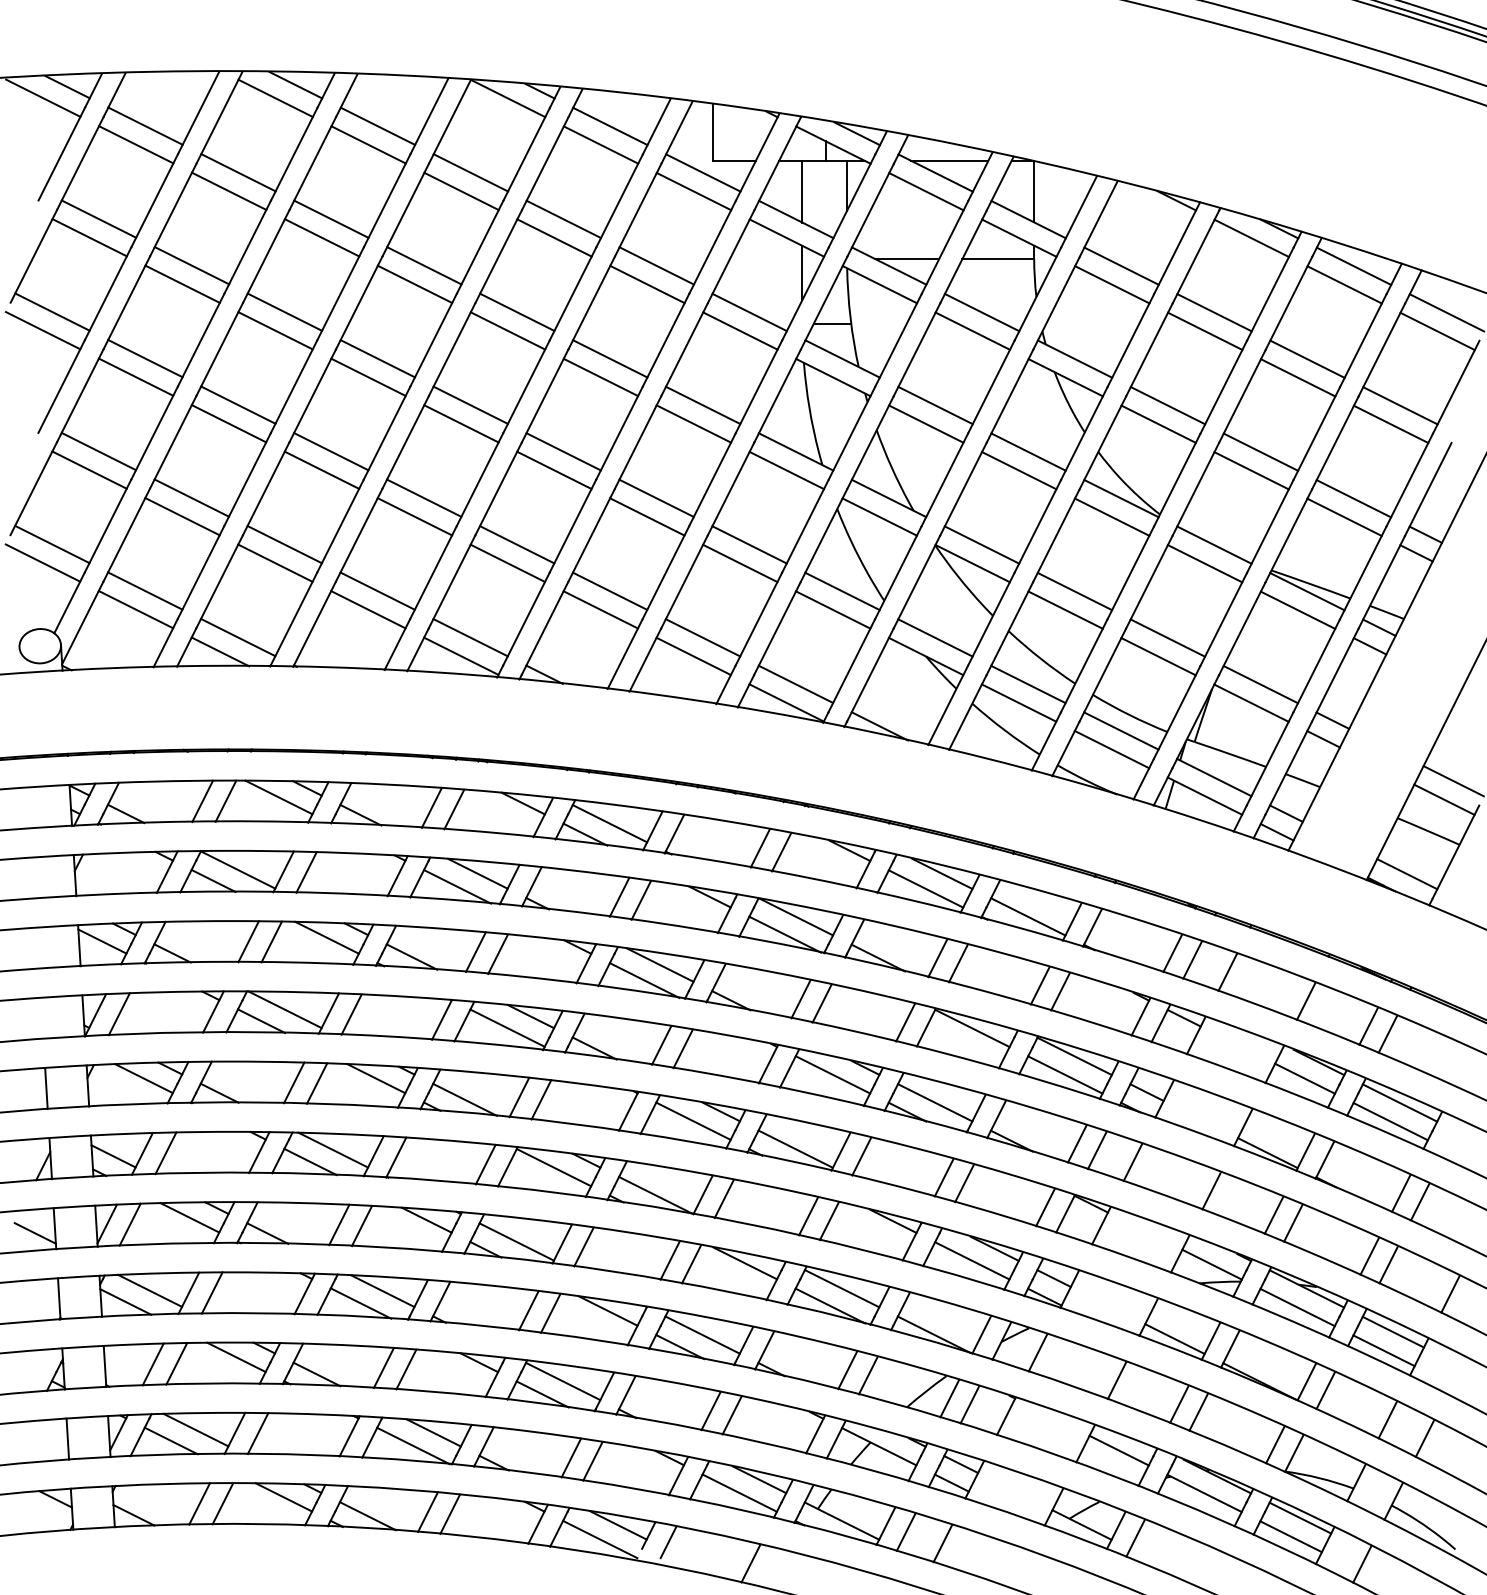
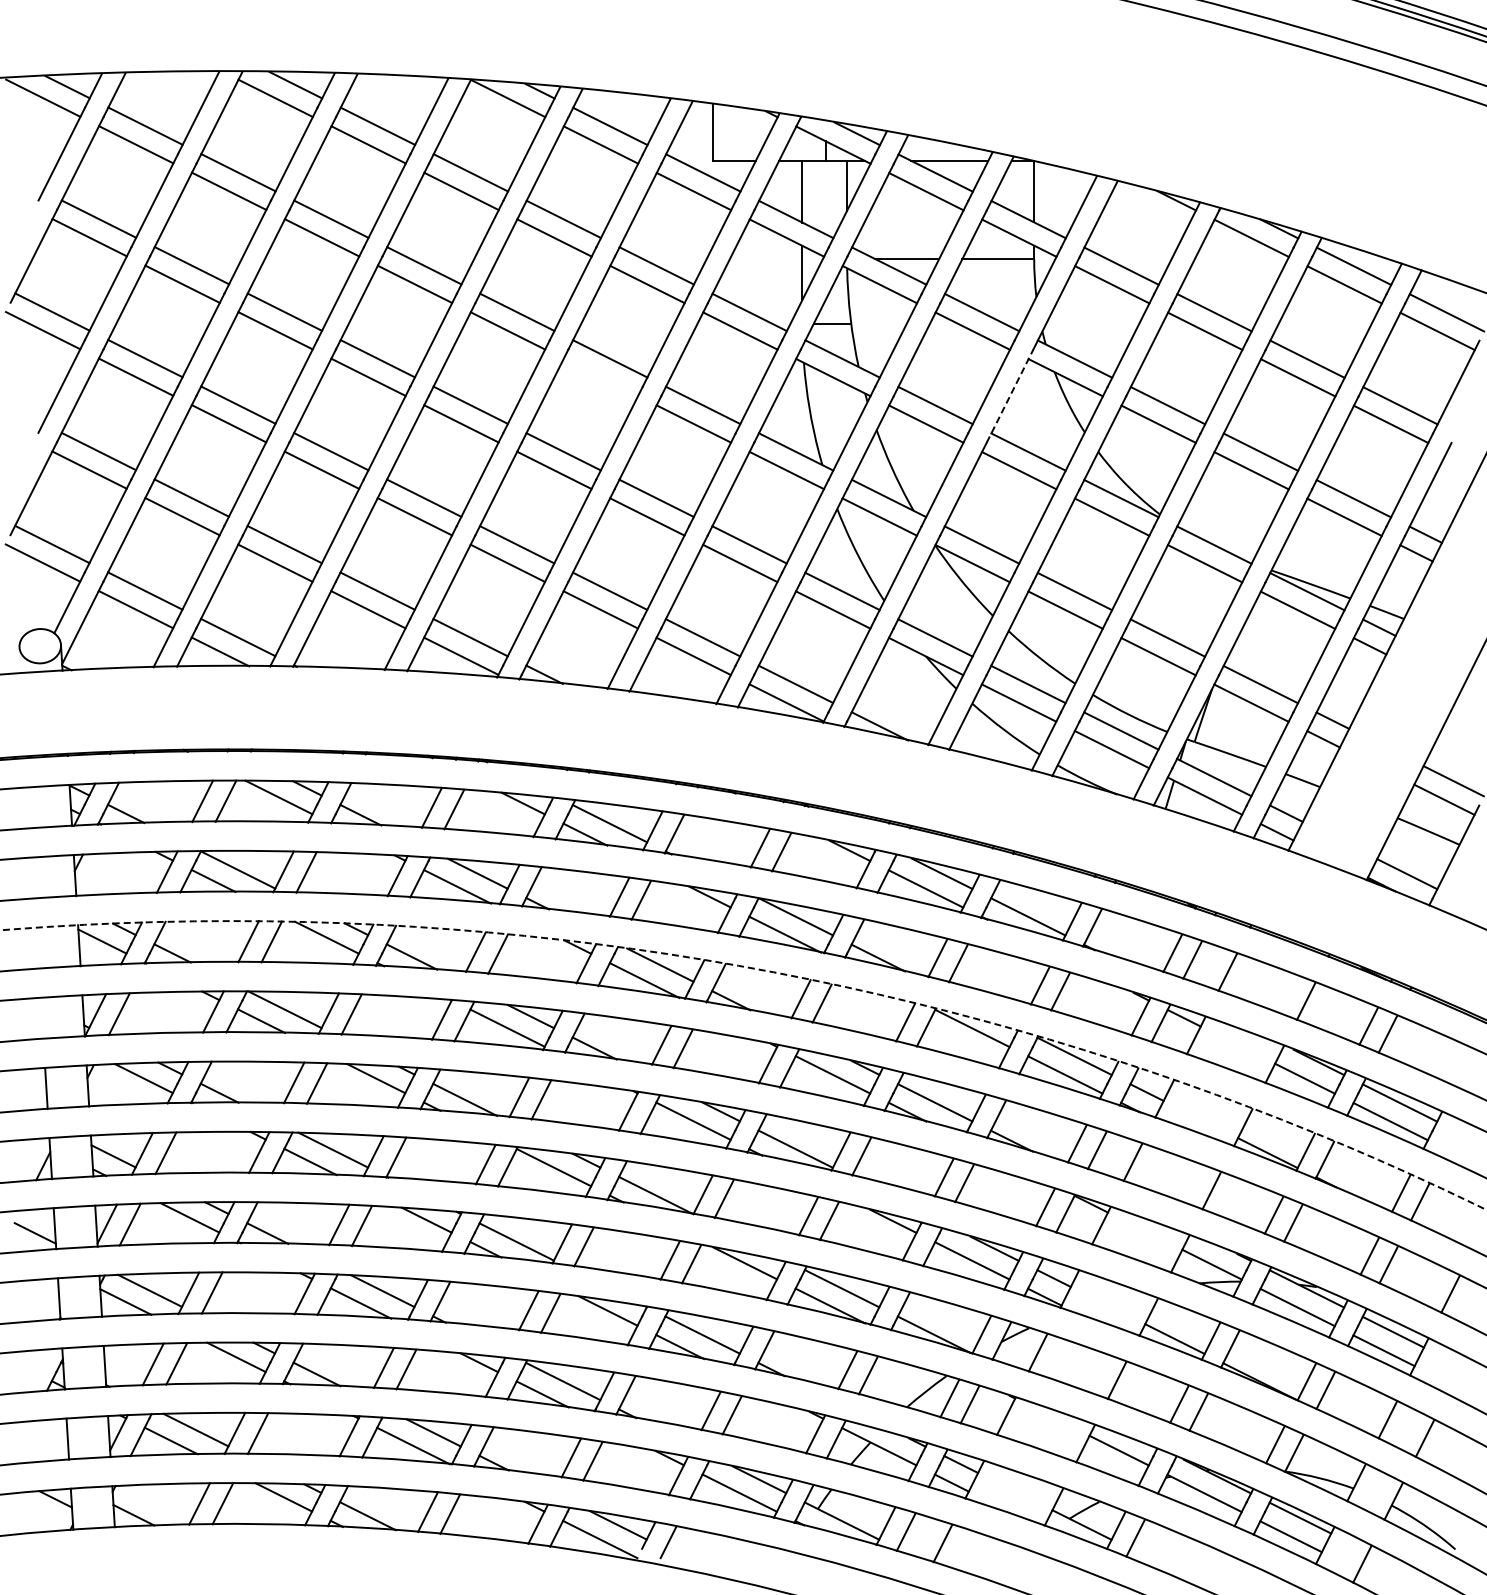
line: present -> none (600, 377)
line: solid -> dashed (1009, 396)
circle: solid -> dashed (743, 1065)
line: present -> none (750, 1563)
